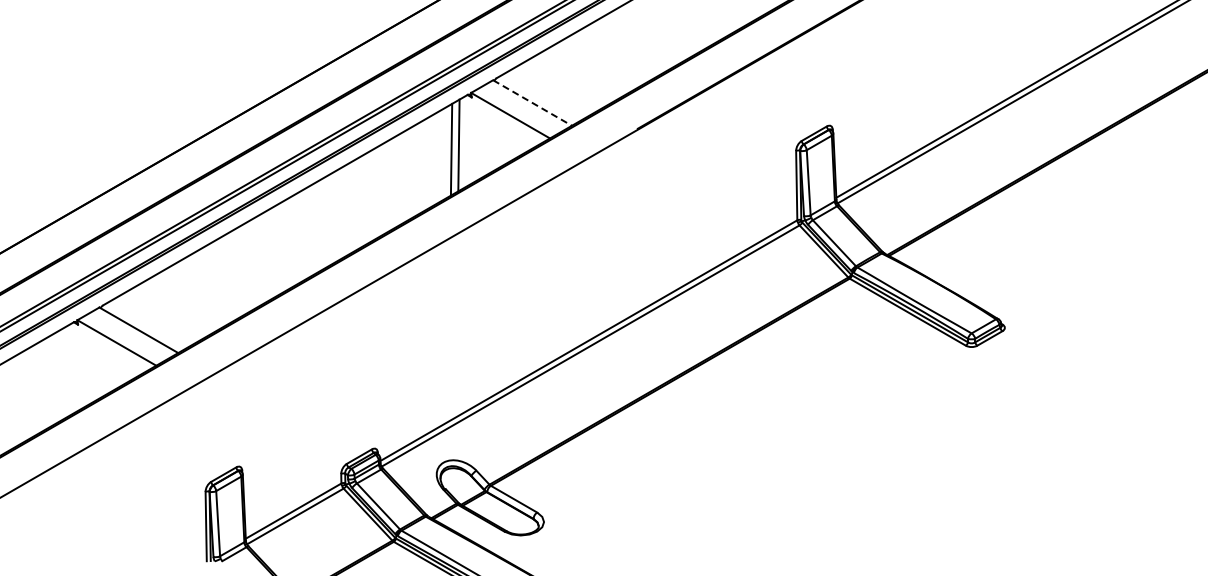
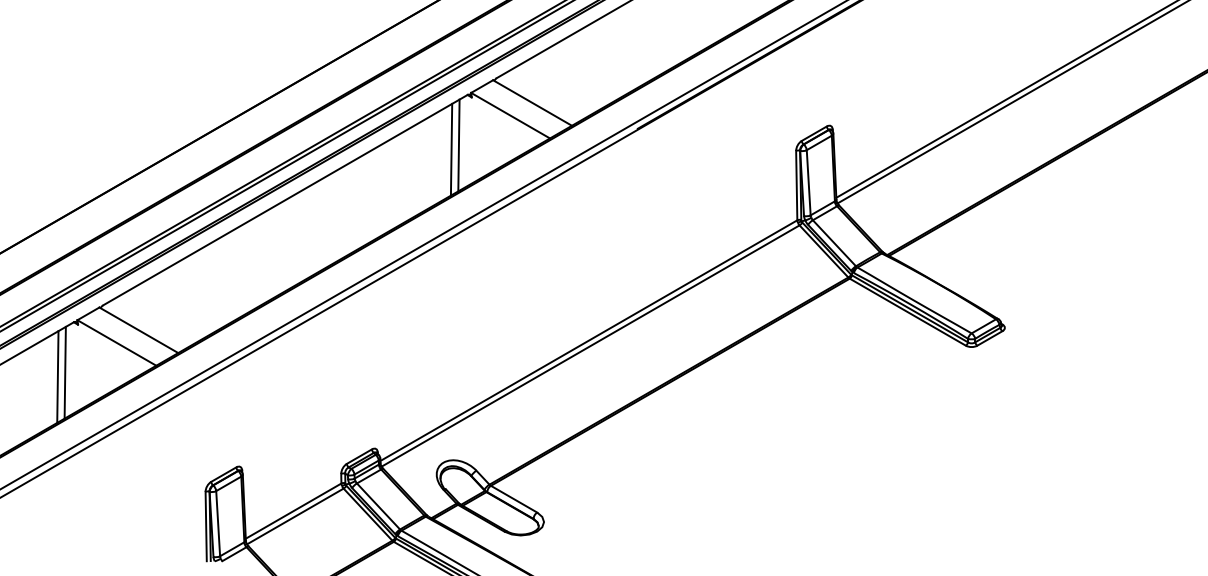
line: dashed -> solid (532, 103)
line: none -> present (422, 245)
line: none -> present (64, 372)
line: none -> present (57, 376)
